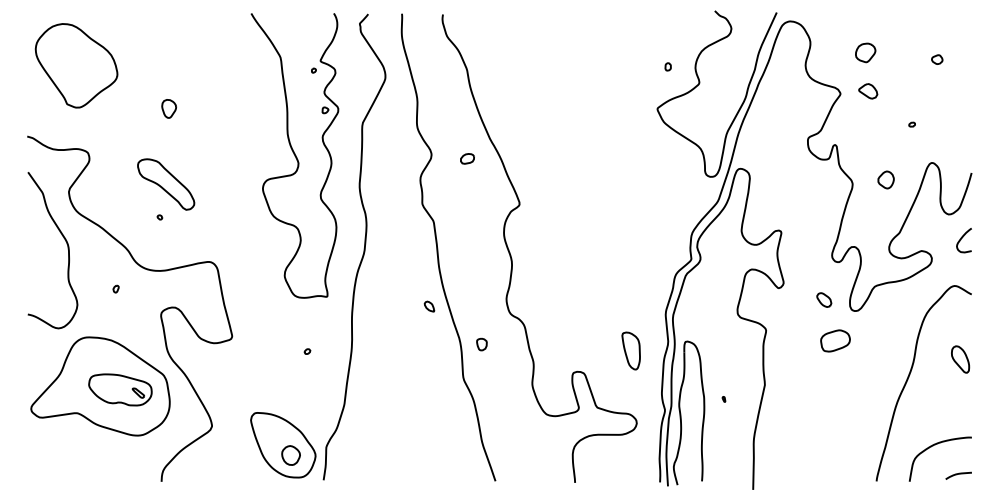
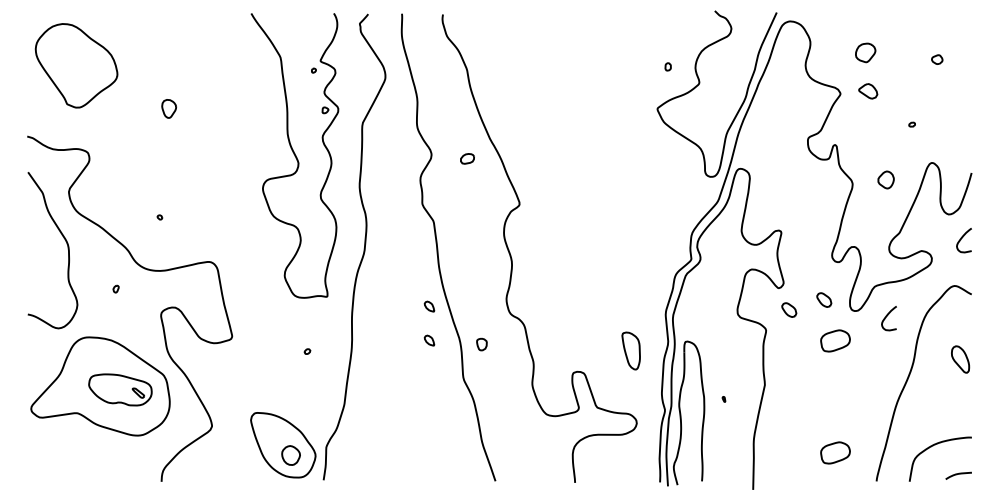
part: present -> none (166, 184)
part: none -> present (789, 309)
curve: none -> present (887, 316)
part: none -> present (429, 340)
part: none -> present (835, 452)
